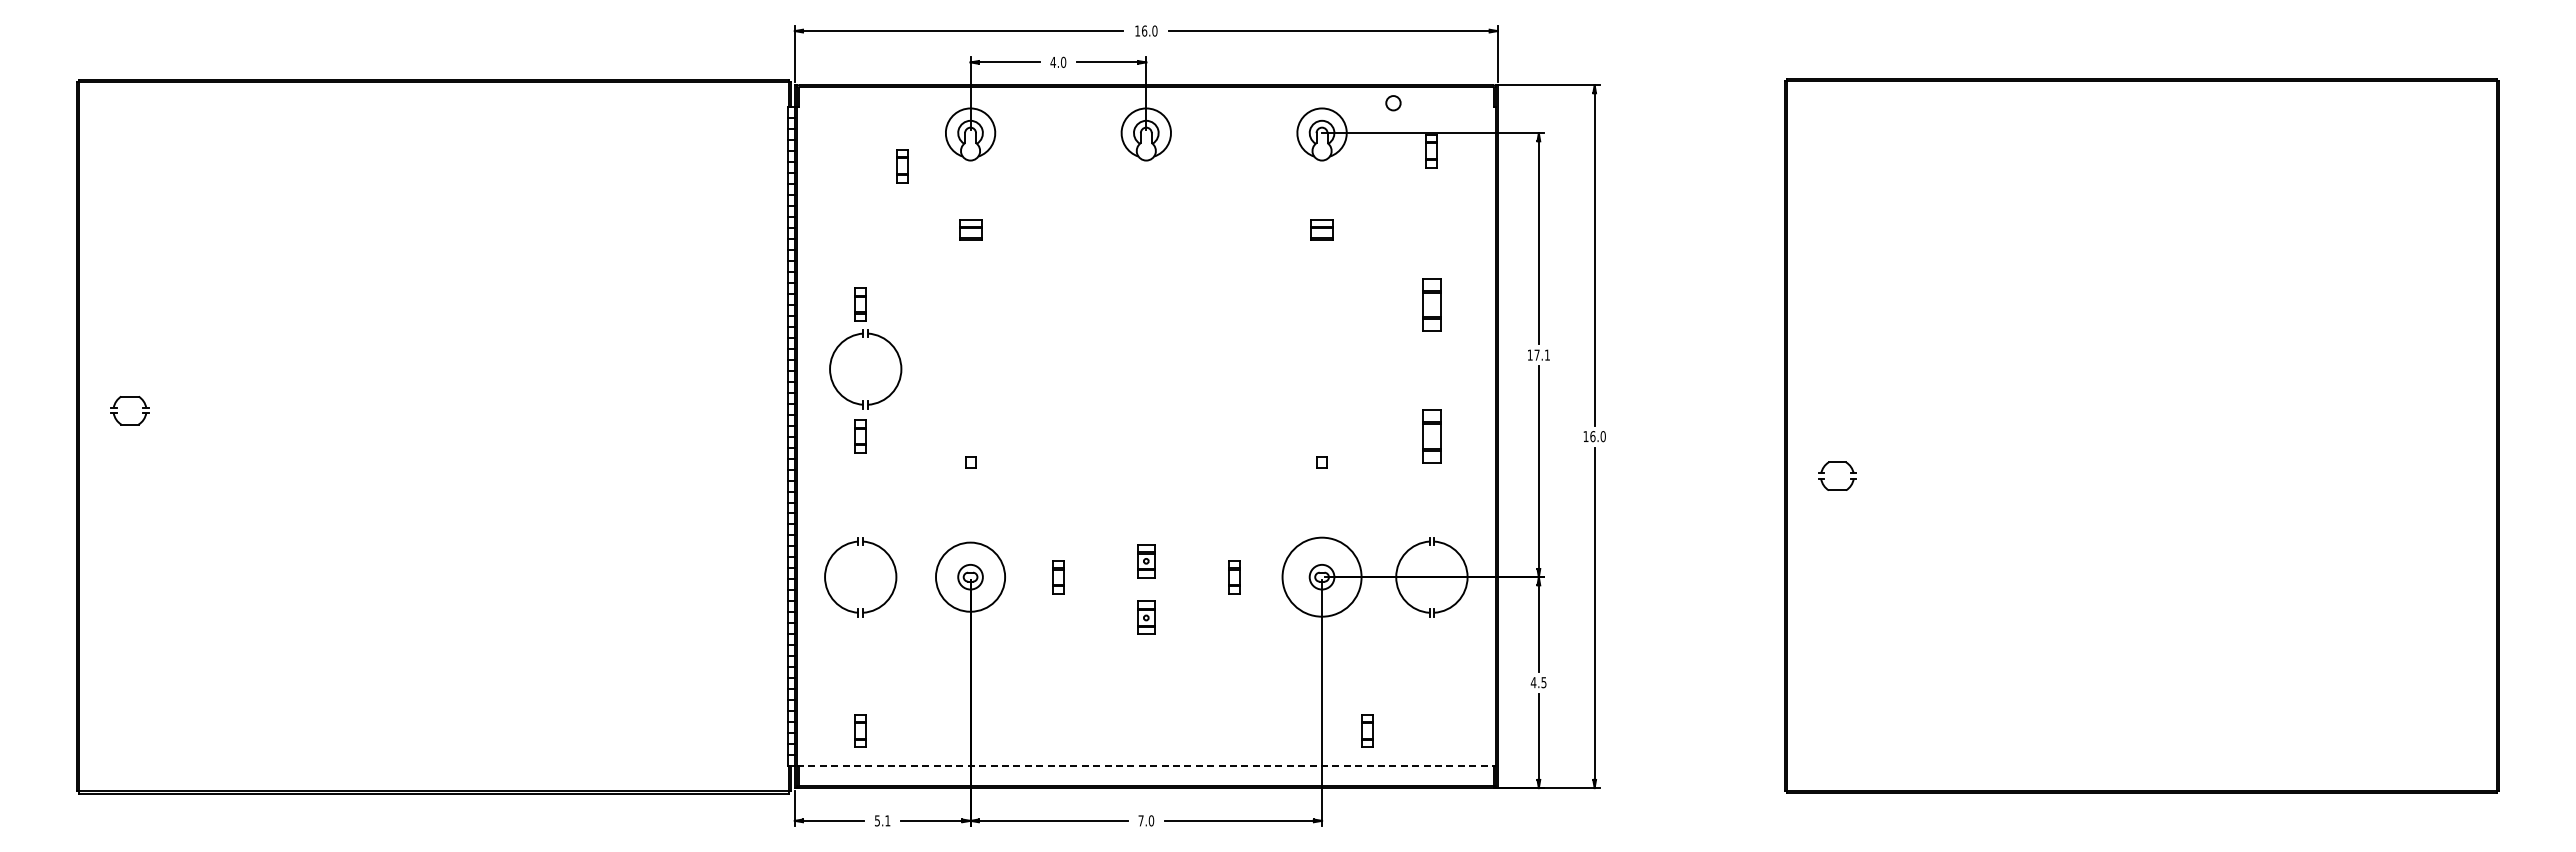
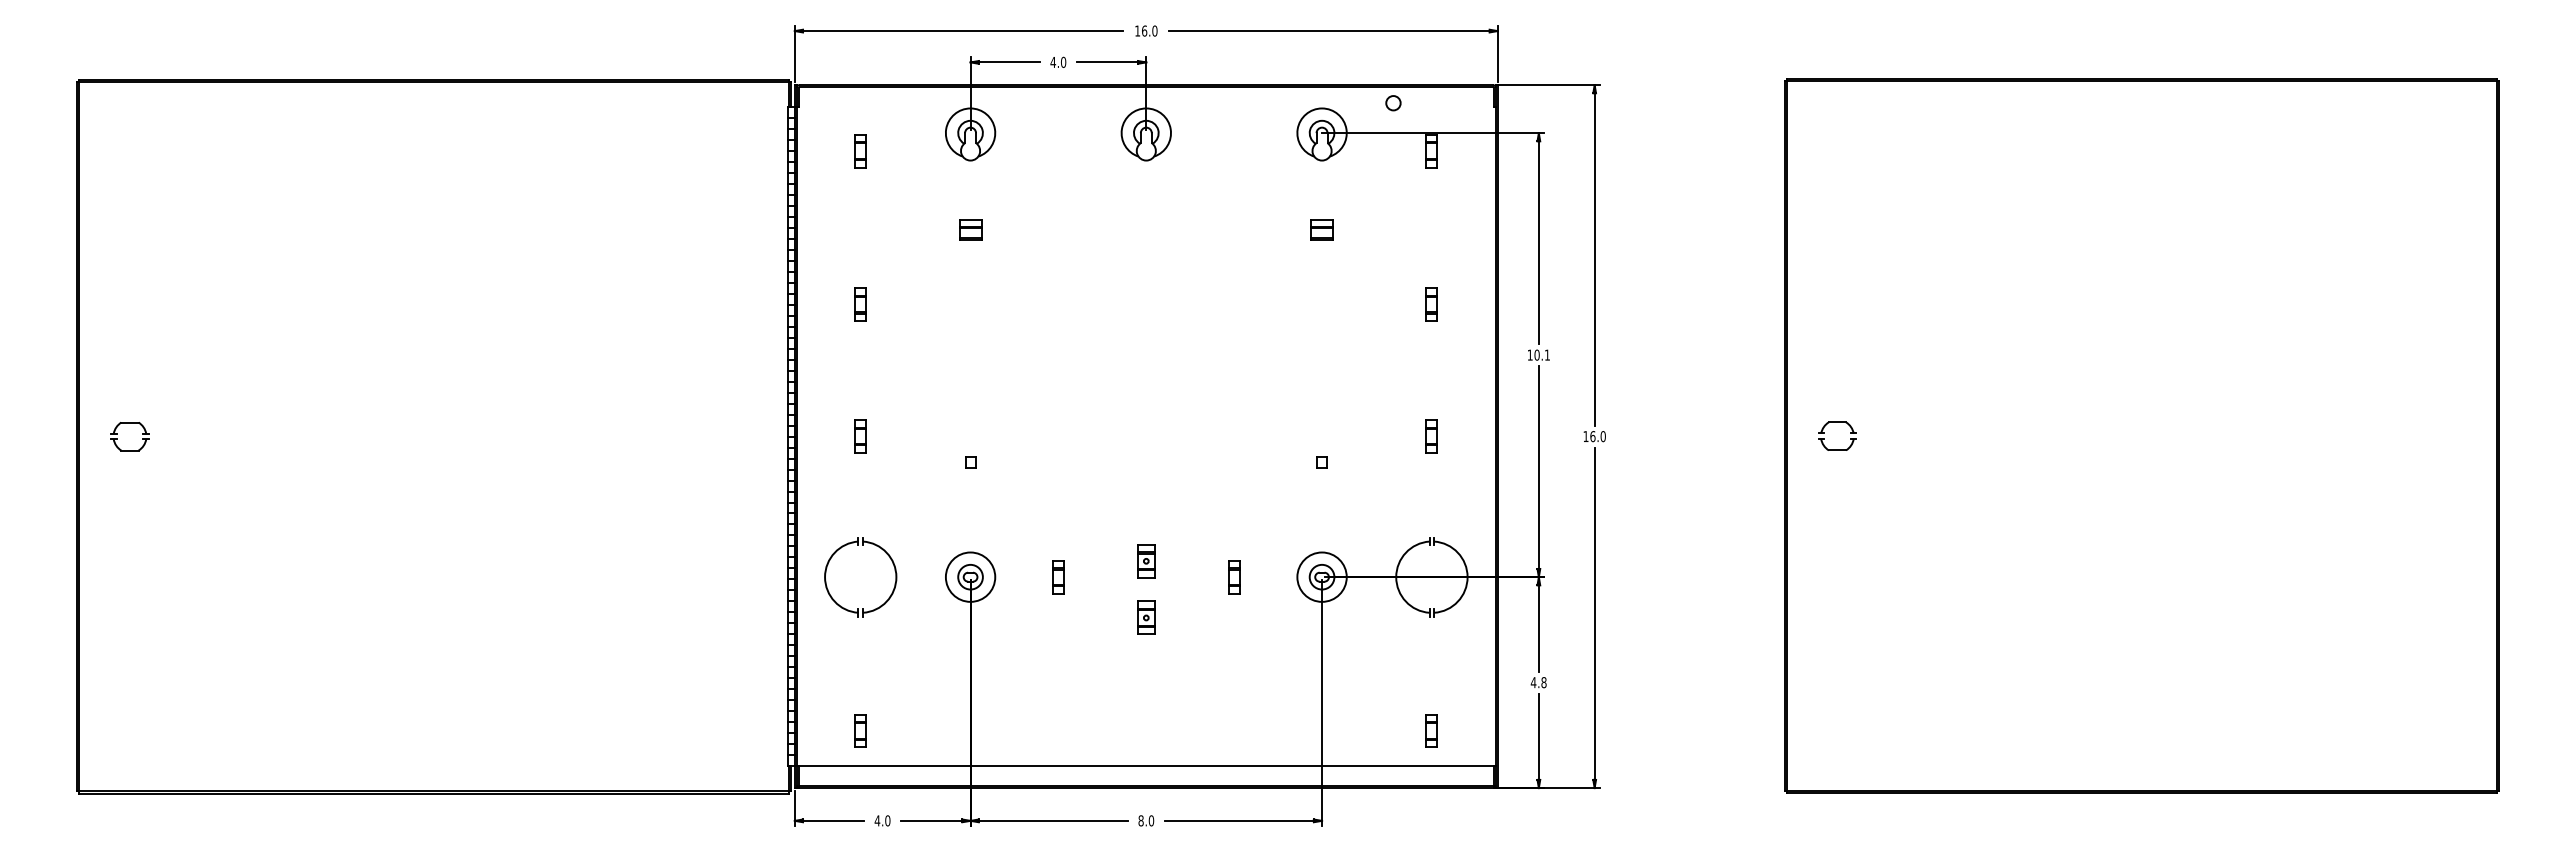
part position: (902, 166) -> (860, 151) (860, 151)
part size: 20x54 px -> 13x35 px (1431, 304)
text: 17.1 -> 10.1 (1536, 354)
part: present -> none (863, 400)
part position: (117, 408) -> (117, 434) (117, 434)
part size: 20x55 px -> 13x35 px (1431, 436)
part position: (1837, 462) -> (1837, 422) (1837, 422)
circle diameter: 69 px -> 49 px (970, 576)
circle diameter: 79 px -> 49 px (1321, 576)
text: 4.5 -> 4.8 (1543, 682)
part position: (1367, 730) -> (1431, 730) (1431, 730)
line: dashed -> solid (1146, 766)
text: 5.1 -> 4.0 (882, 820)
text: 7.0 -> 8.0 (1140, 820)
